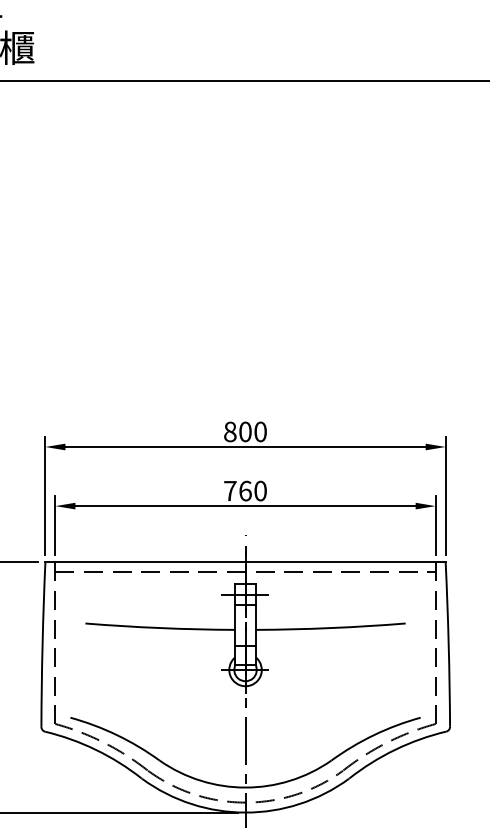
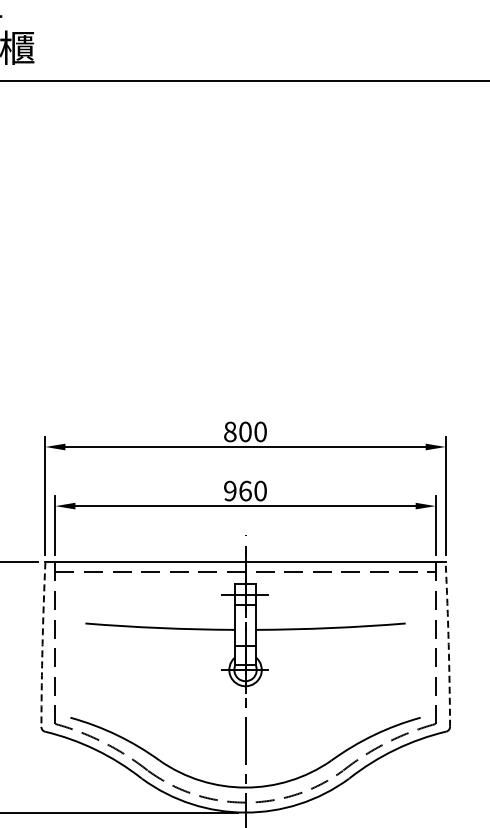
text: 760 -> 960 (230, 490)
arc: solid -> dashed (42, 644)
arc: solid -> dashed (448, 644)
